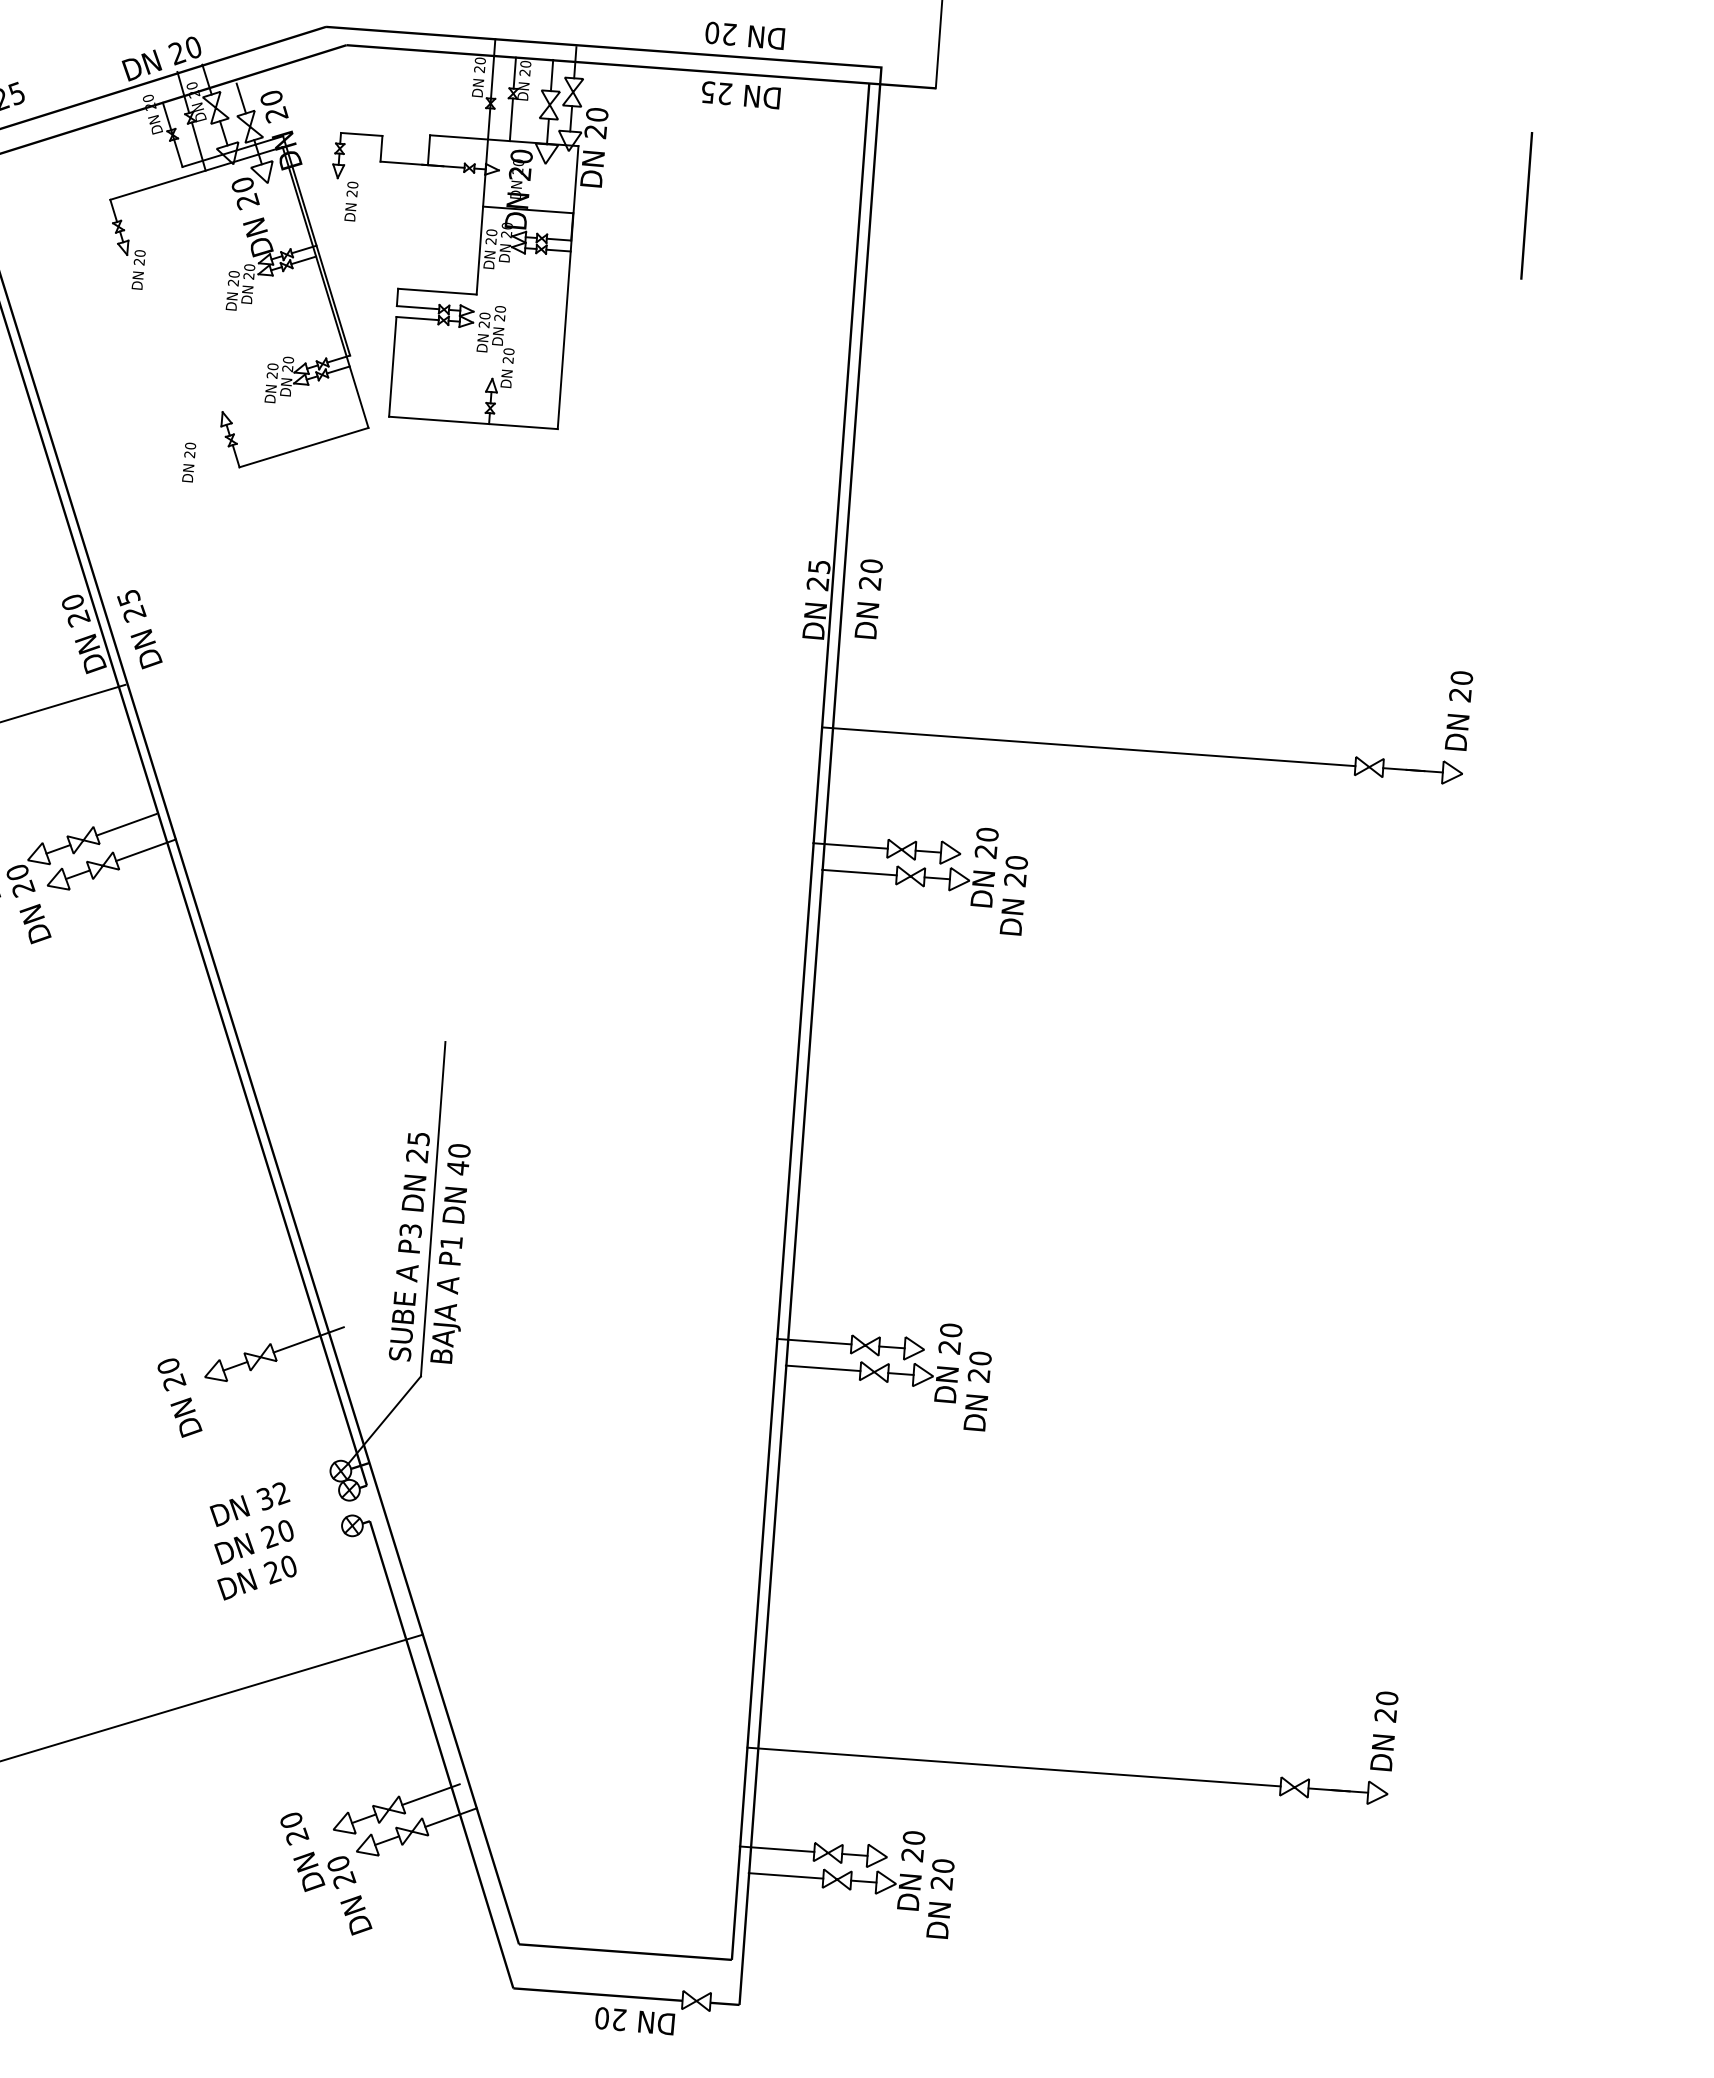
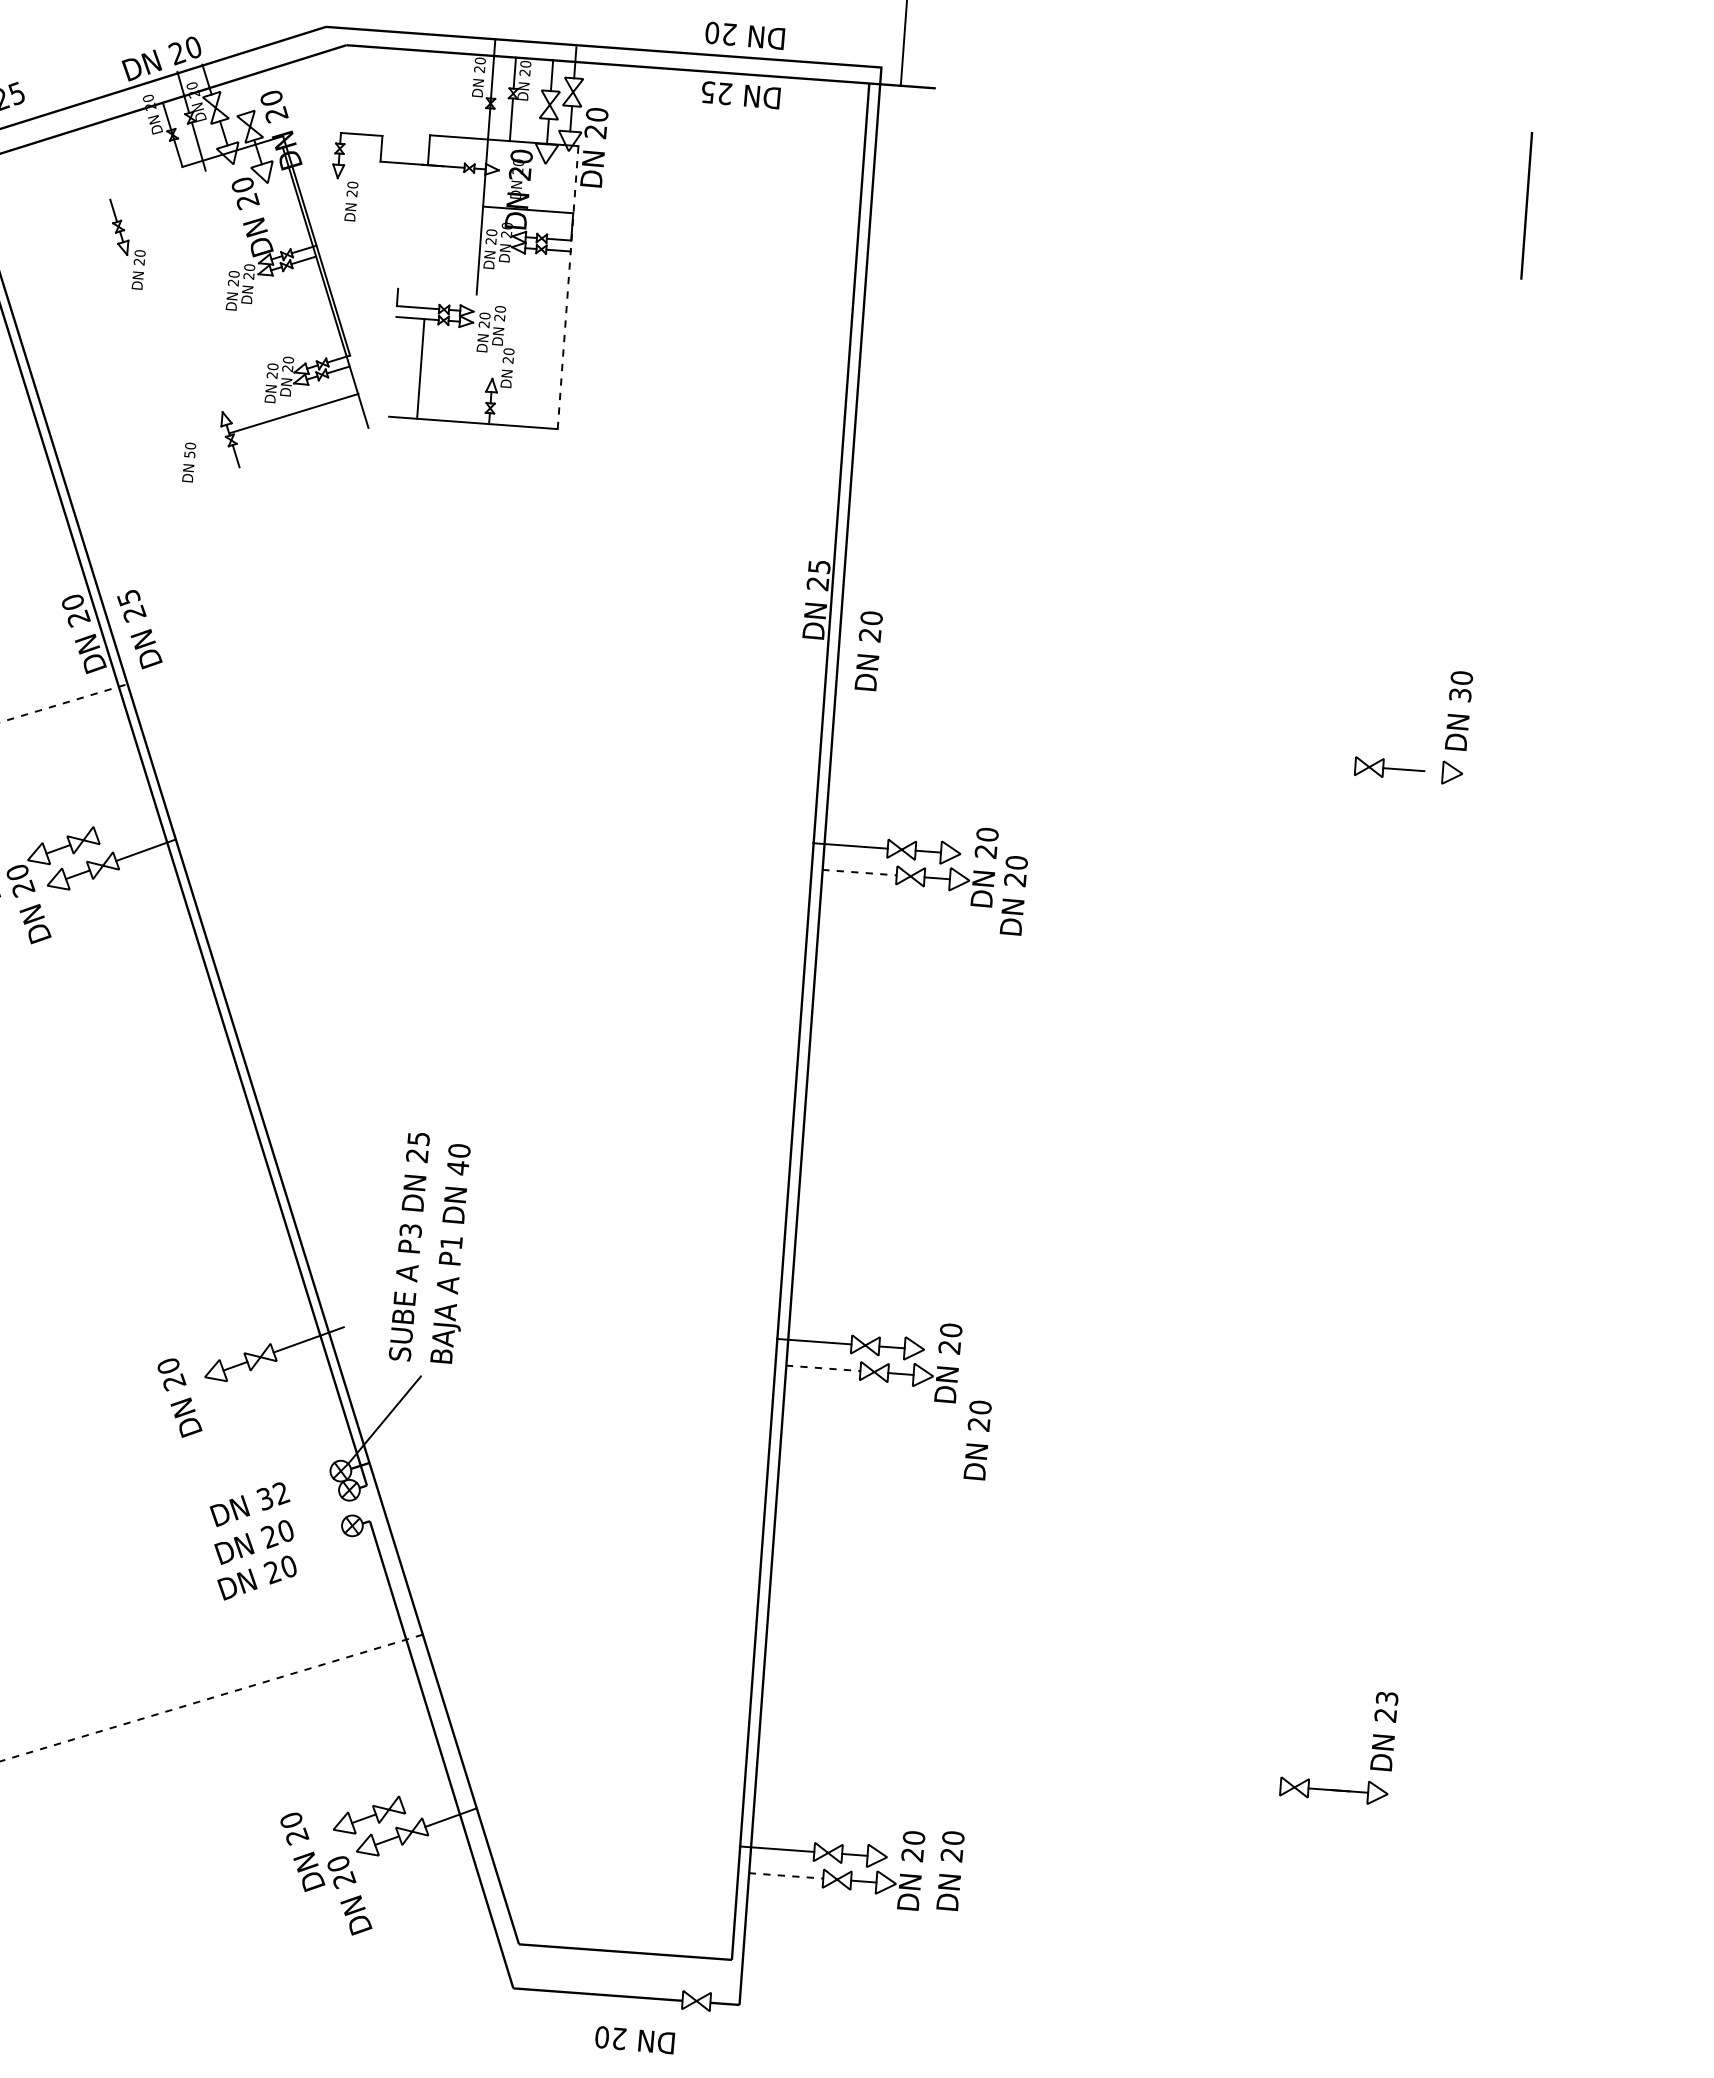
line position: (938, 45) -> (903, 43) (903, 43)
line: present -> none (241, 98)
line: present -> none (196, 173)
line: solid -> dashed (568, 287)
line: present -> none (437, 291)
line position: (392, 366) -> (420, 368) (420, 368)
line position: (303, 447) -> (293, 413) (293, 413)
text: 20 -> 50 (189, 454)
text position: (868, 599) -> (868, 651) (868, 651)
text: 20 -> 30 (1460, 695)
line: solid -> dashed (62, 703)
line: present -> none (1088, 746)
line: present -> none (1424, 770)
line: present -> none (126, 824)
line: solid -> dashed (859, 872)
line: present -> none (432, 1209)
line: solid -> dashed (823, 1368)
text position: (977, 1391) -> (977, 1440) (977, 1440)
line: solid -> dashed (211, 1698)
text: 20 -> 23 (1386, 1698)
line: present -> none (1013, 1766)
line: present -> none (430, 1794)
line: solid -> dashed (786, 1875)
text position: (940, 1899) -> (950, 1871) (950, 1871)
text position: (635, 2021) -> (635, 2040) (635, 2040)
